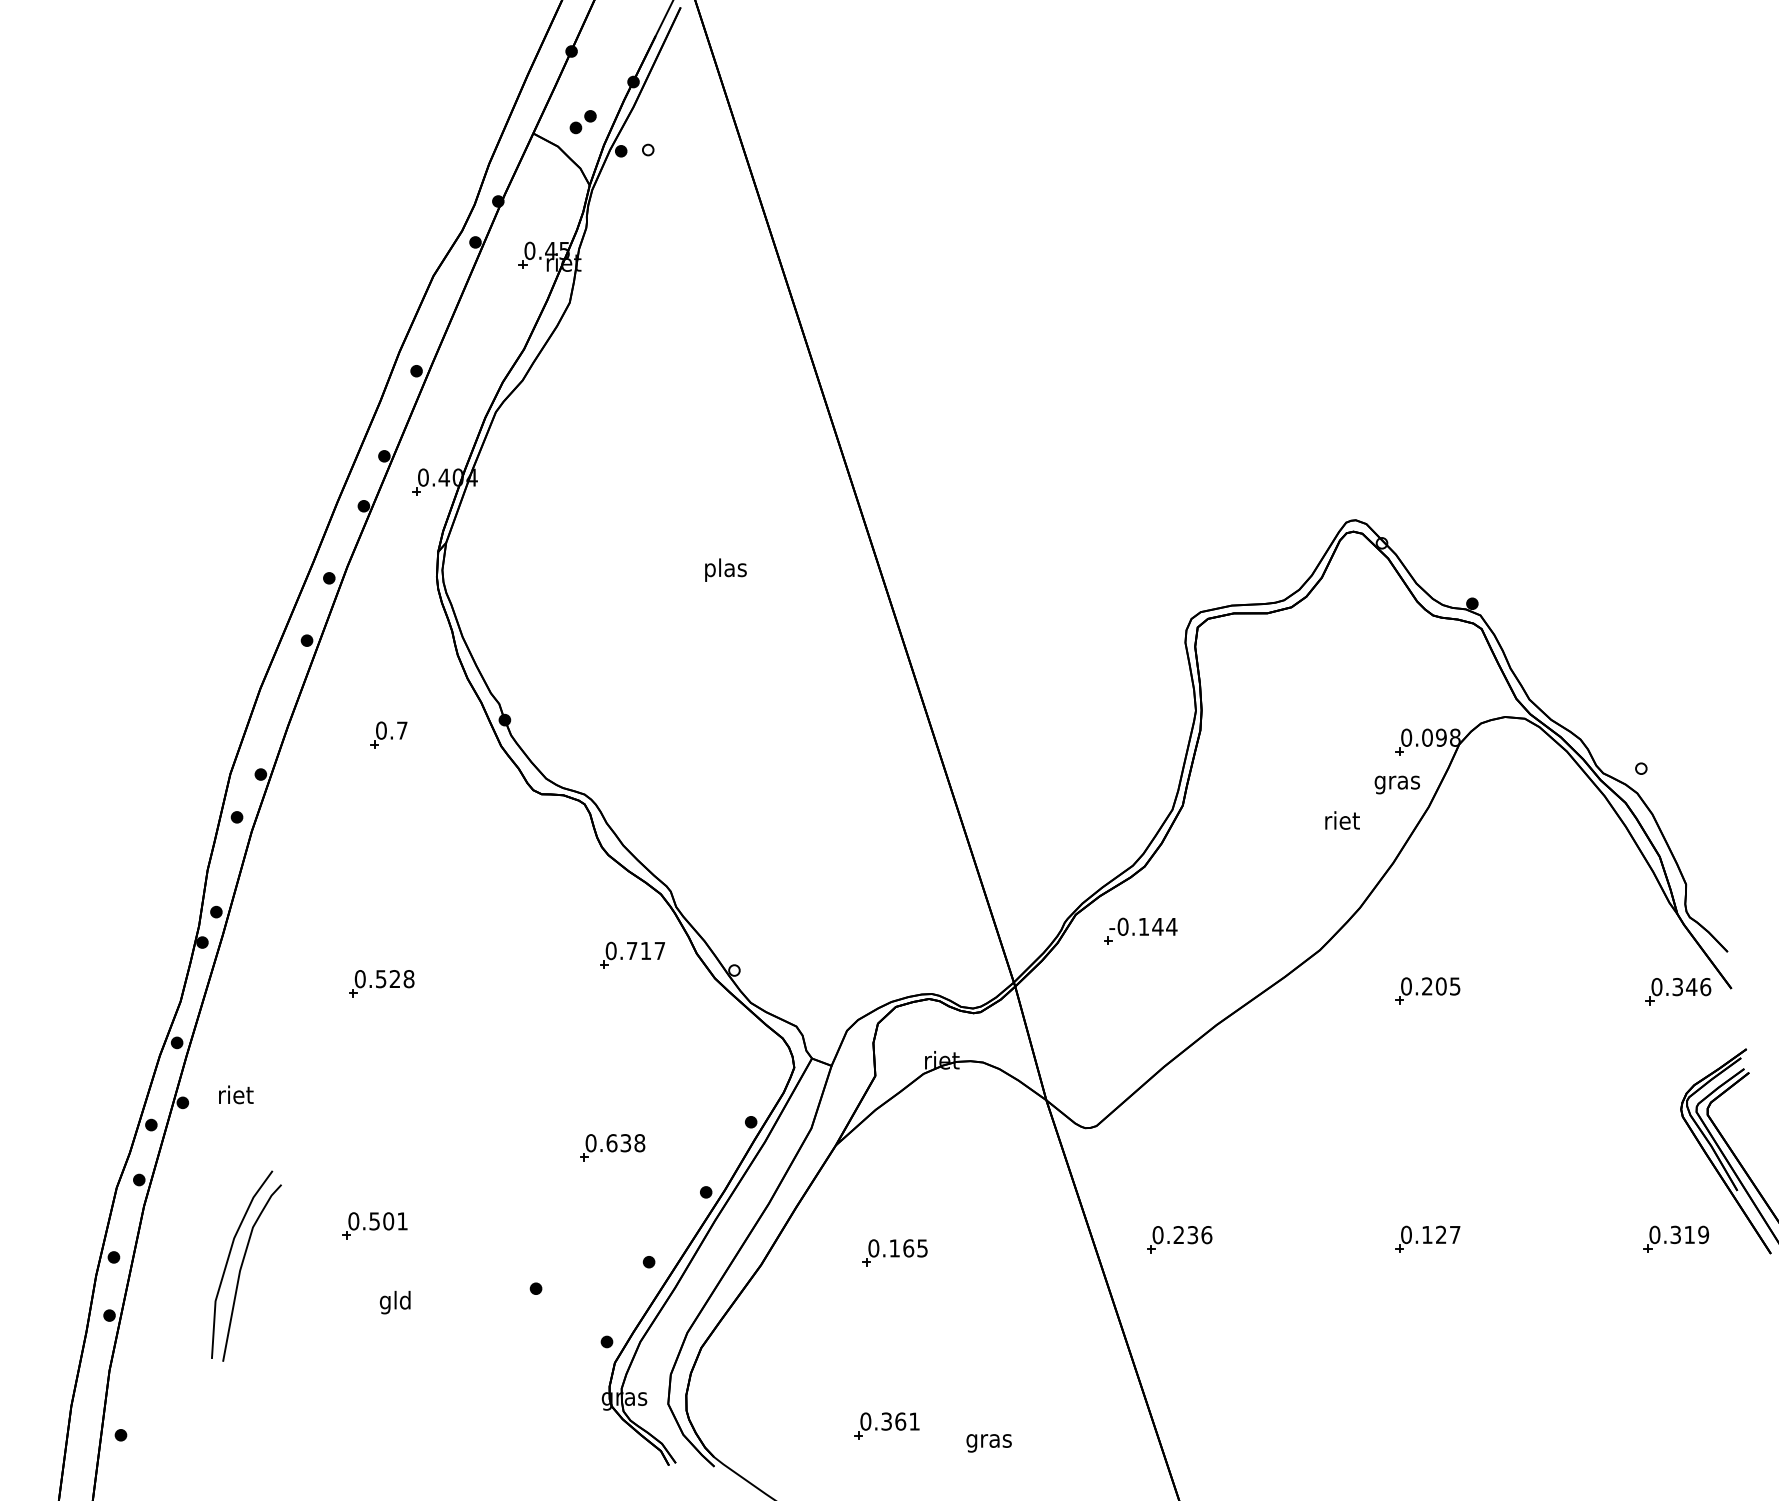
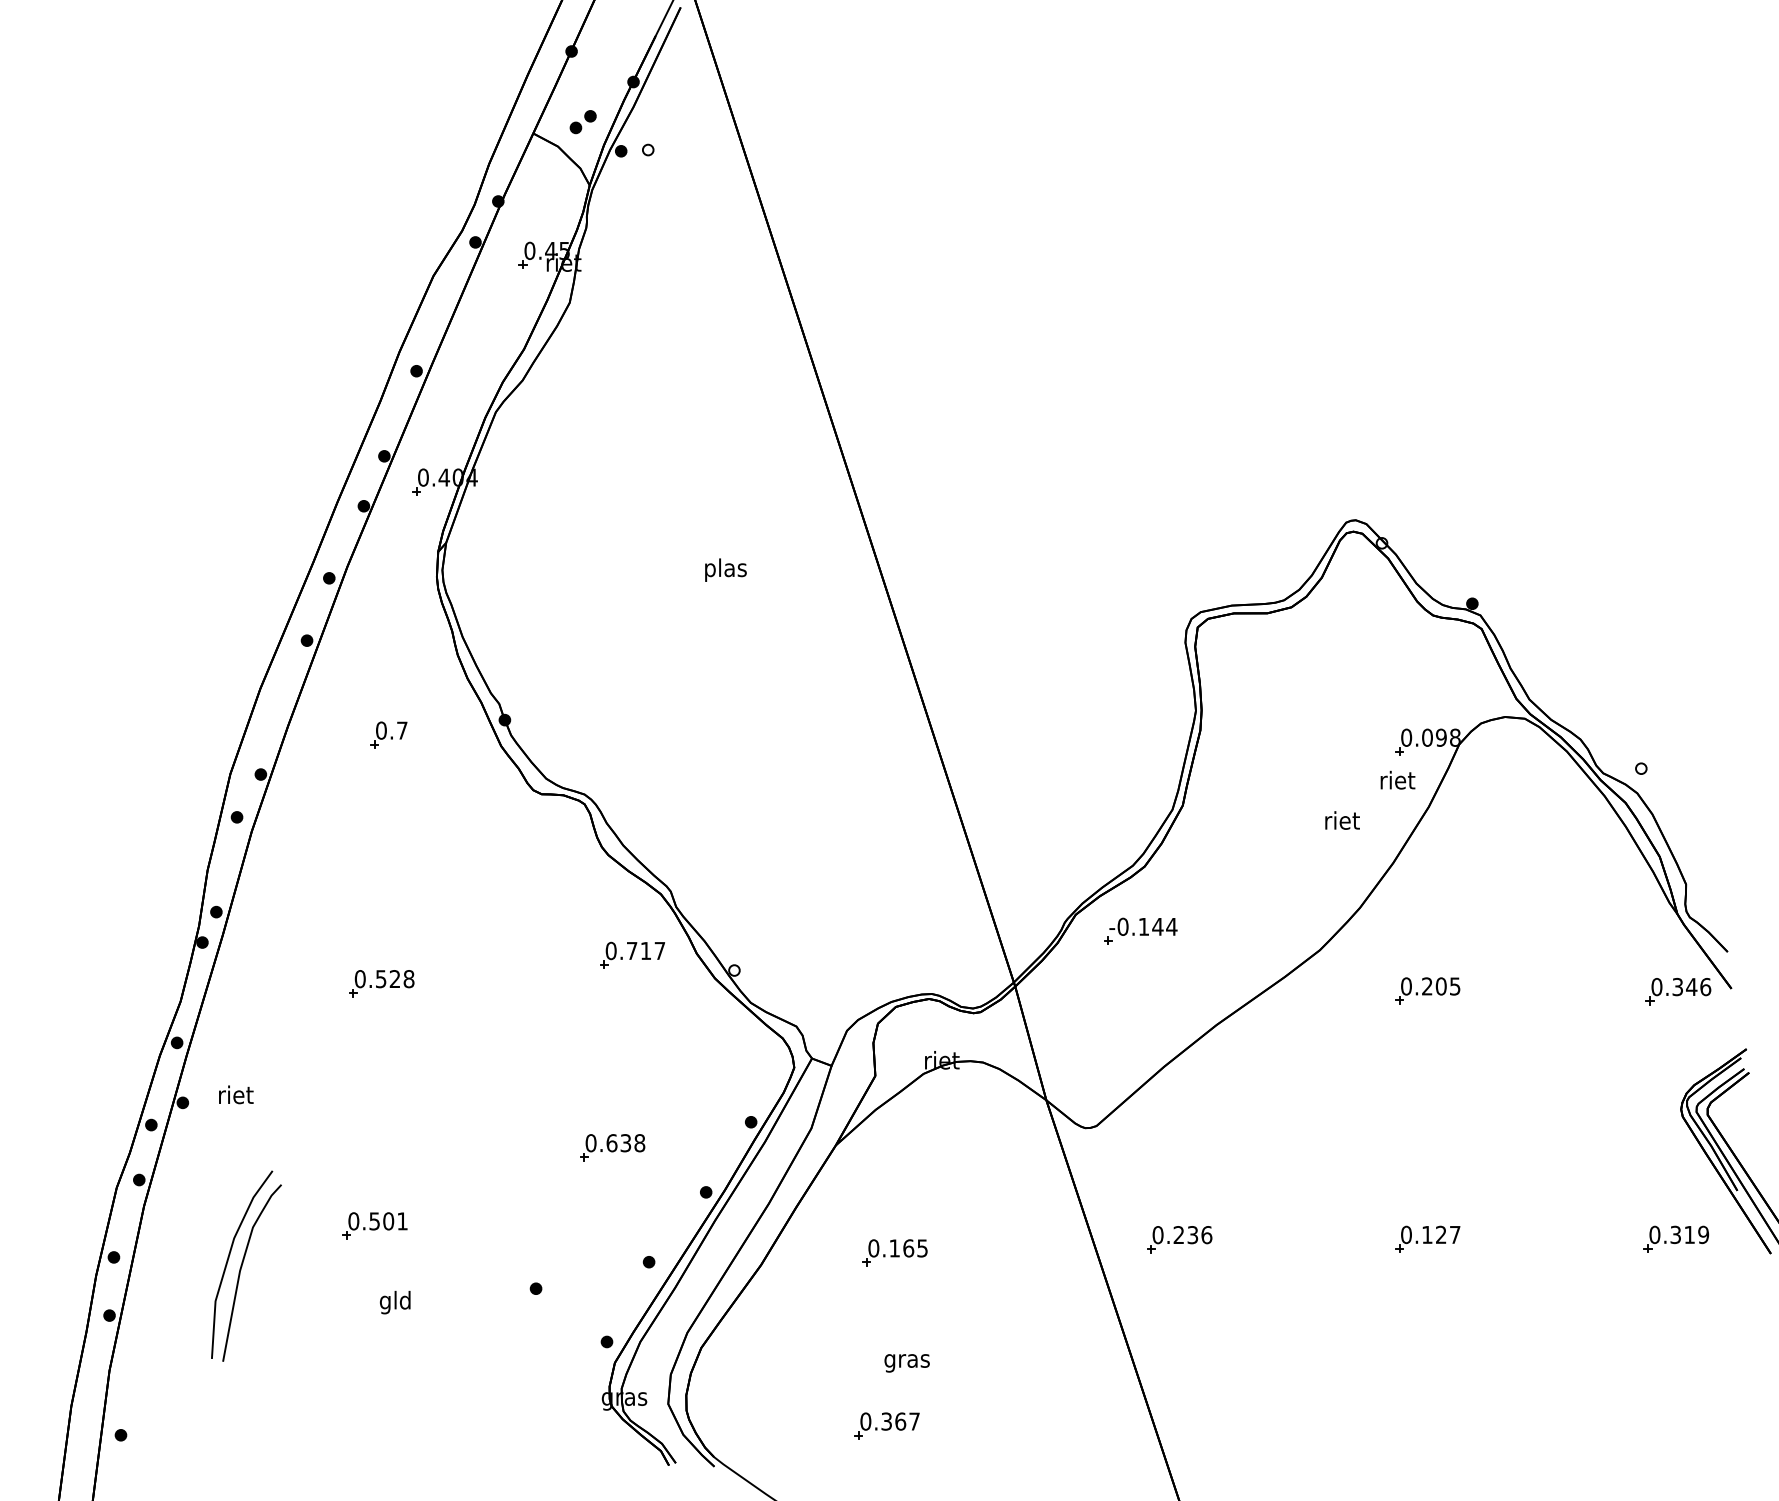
text: gras -> riet (1397, 782)
text: 0.361 -> 0.367 (914, 1421)
text position: (988, 1443) -> (906, 1363) (906, 1363)
